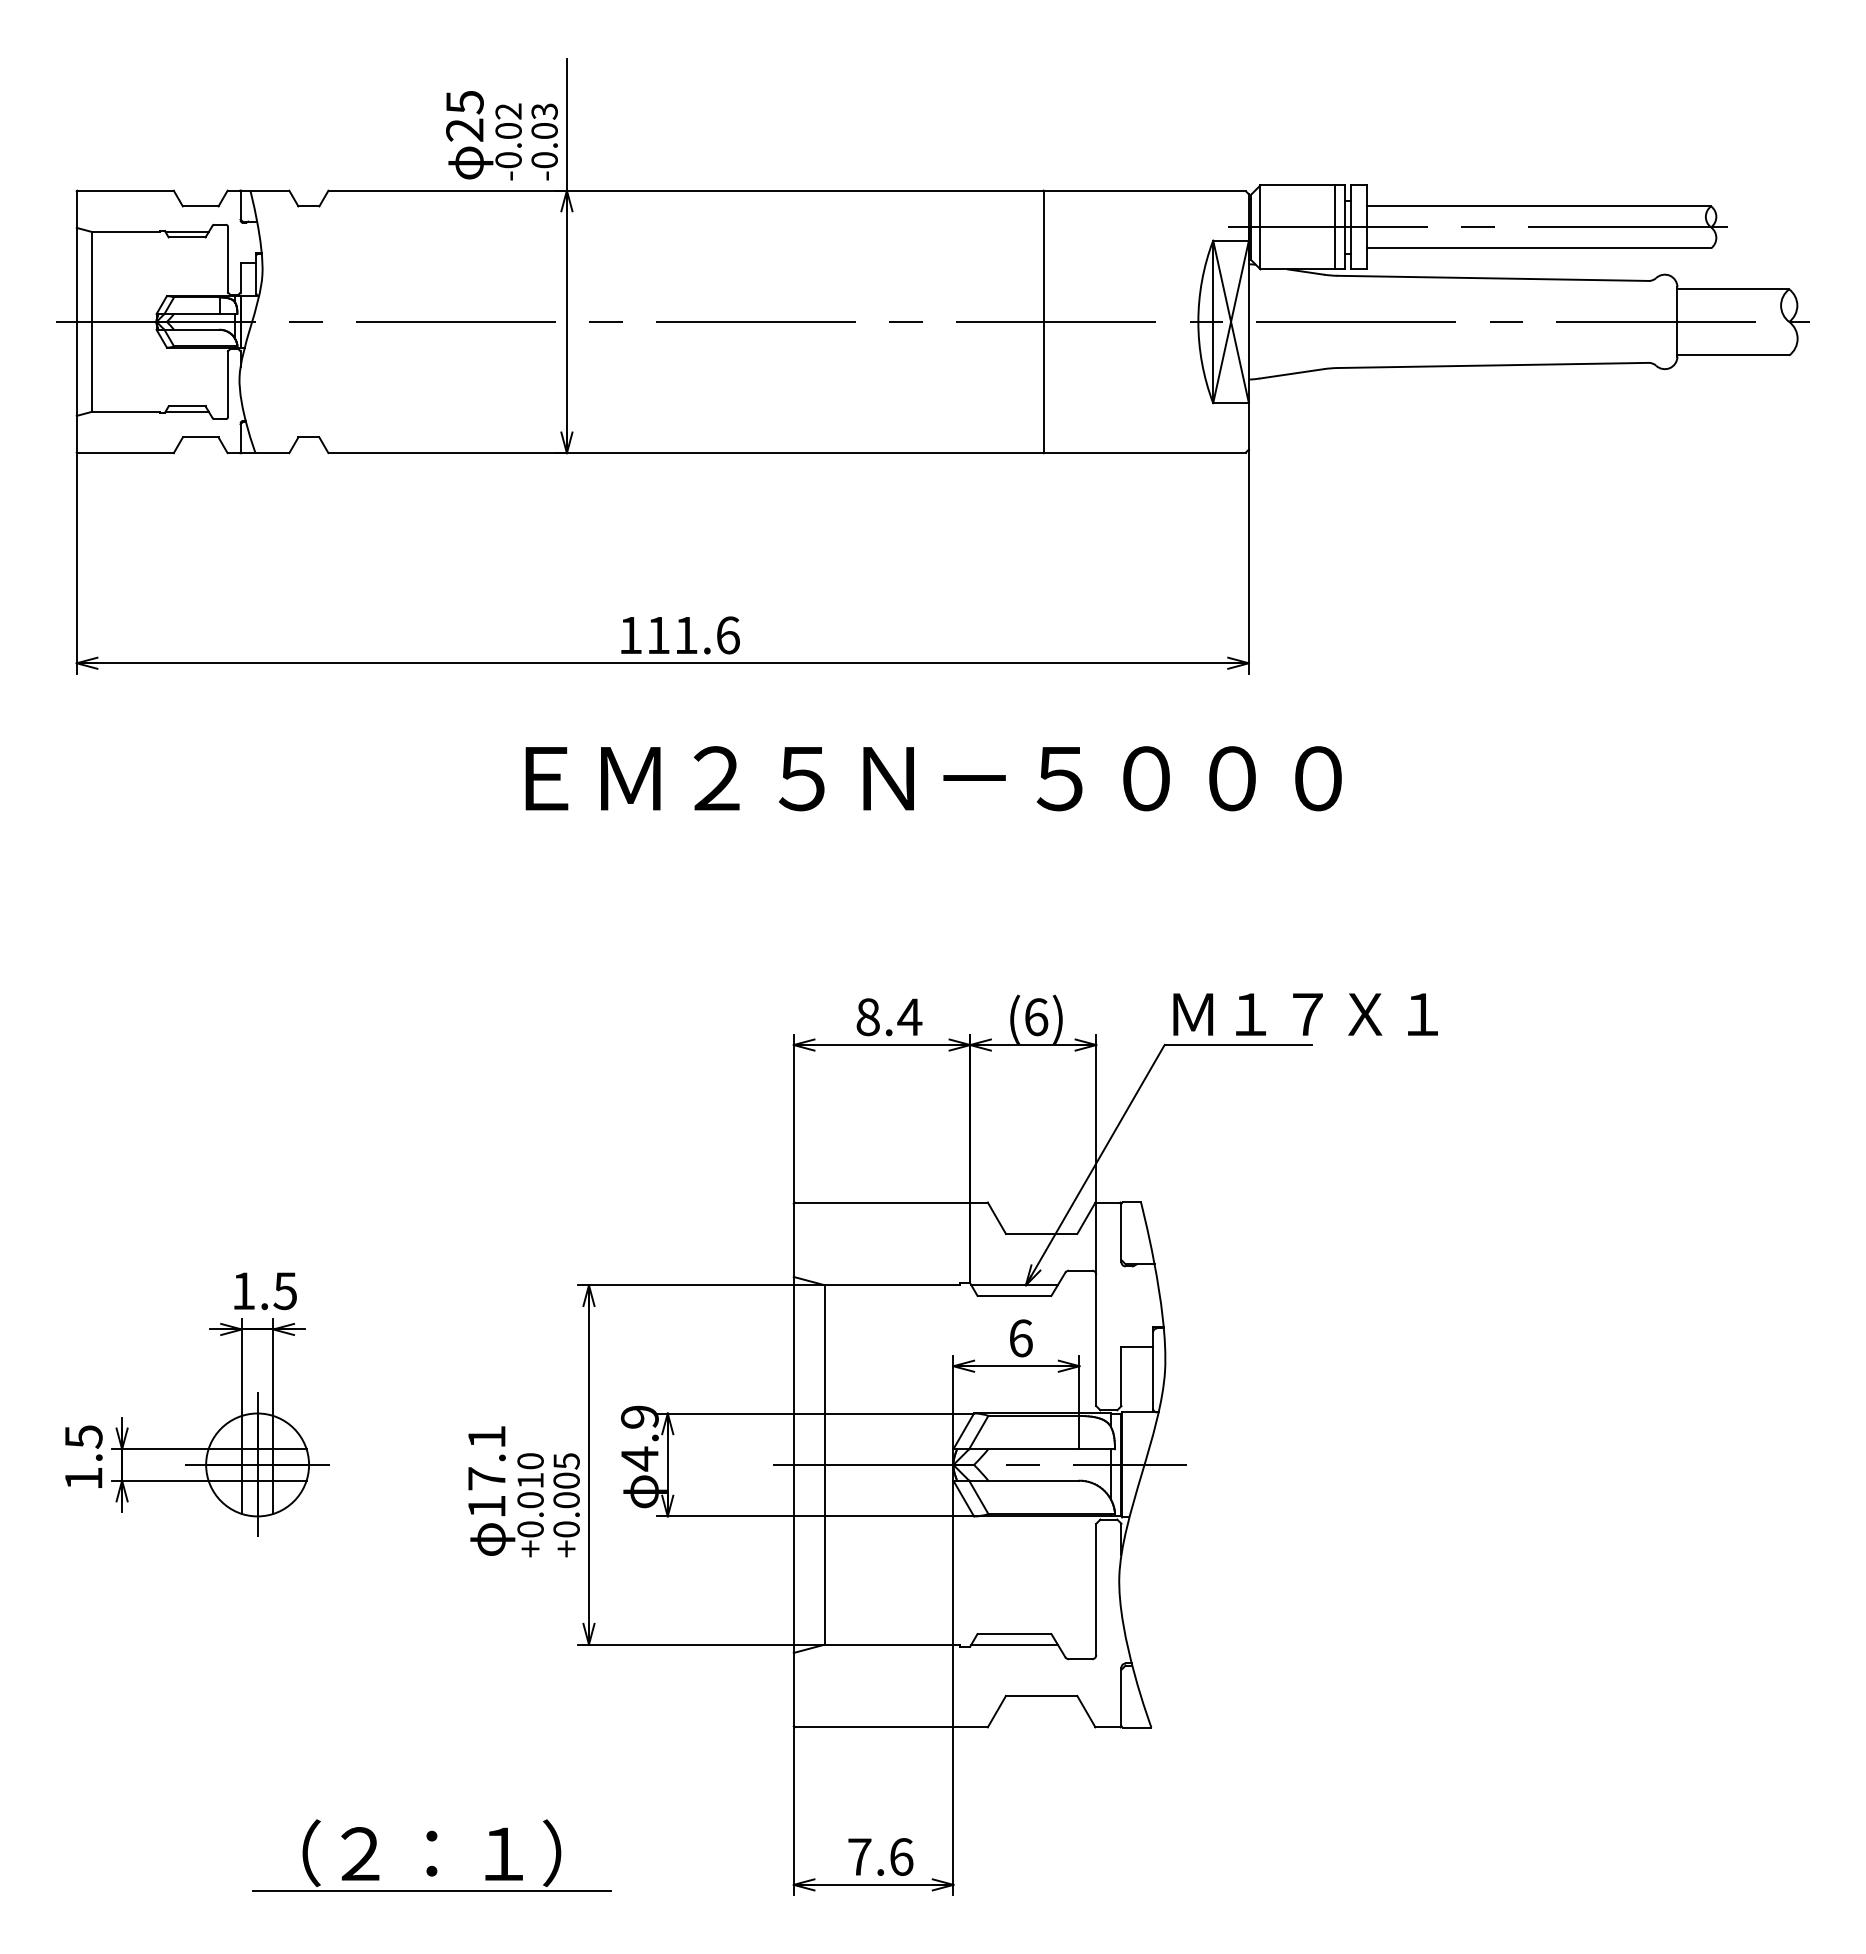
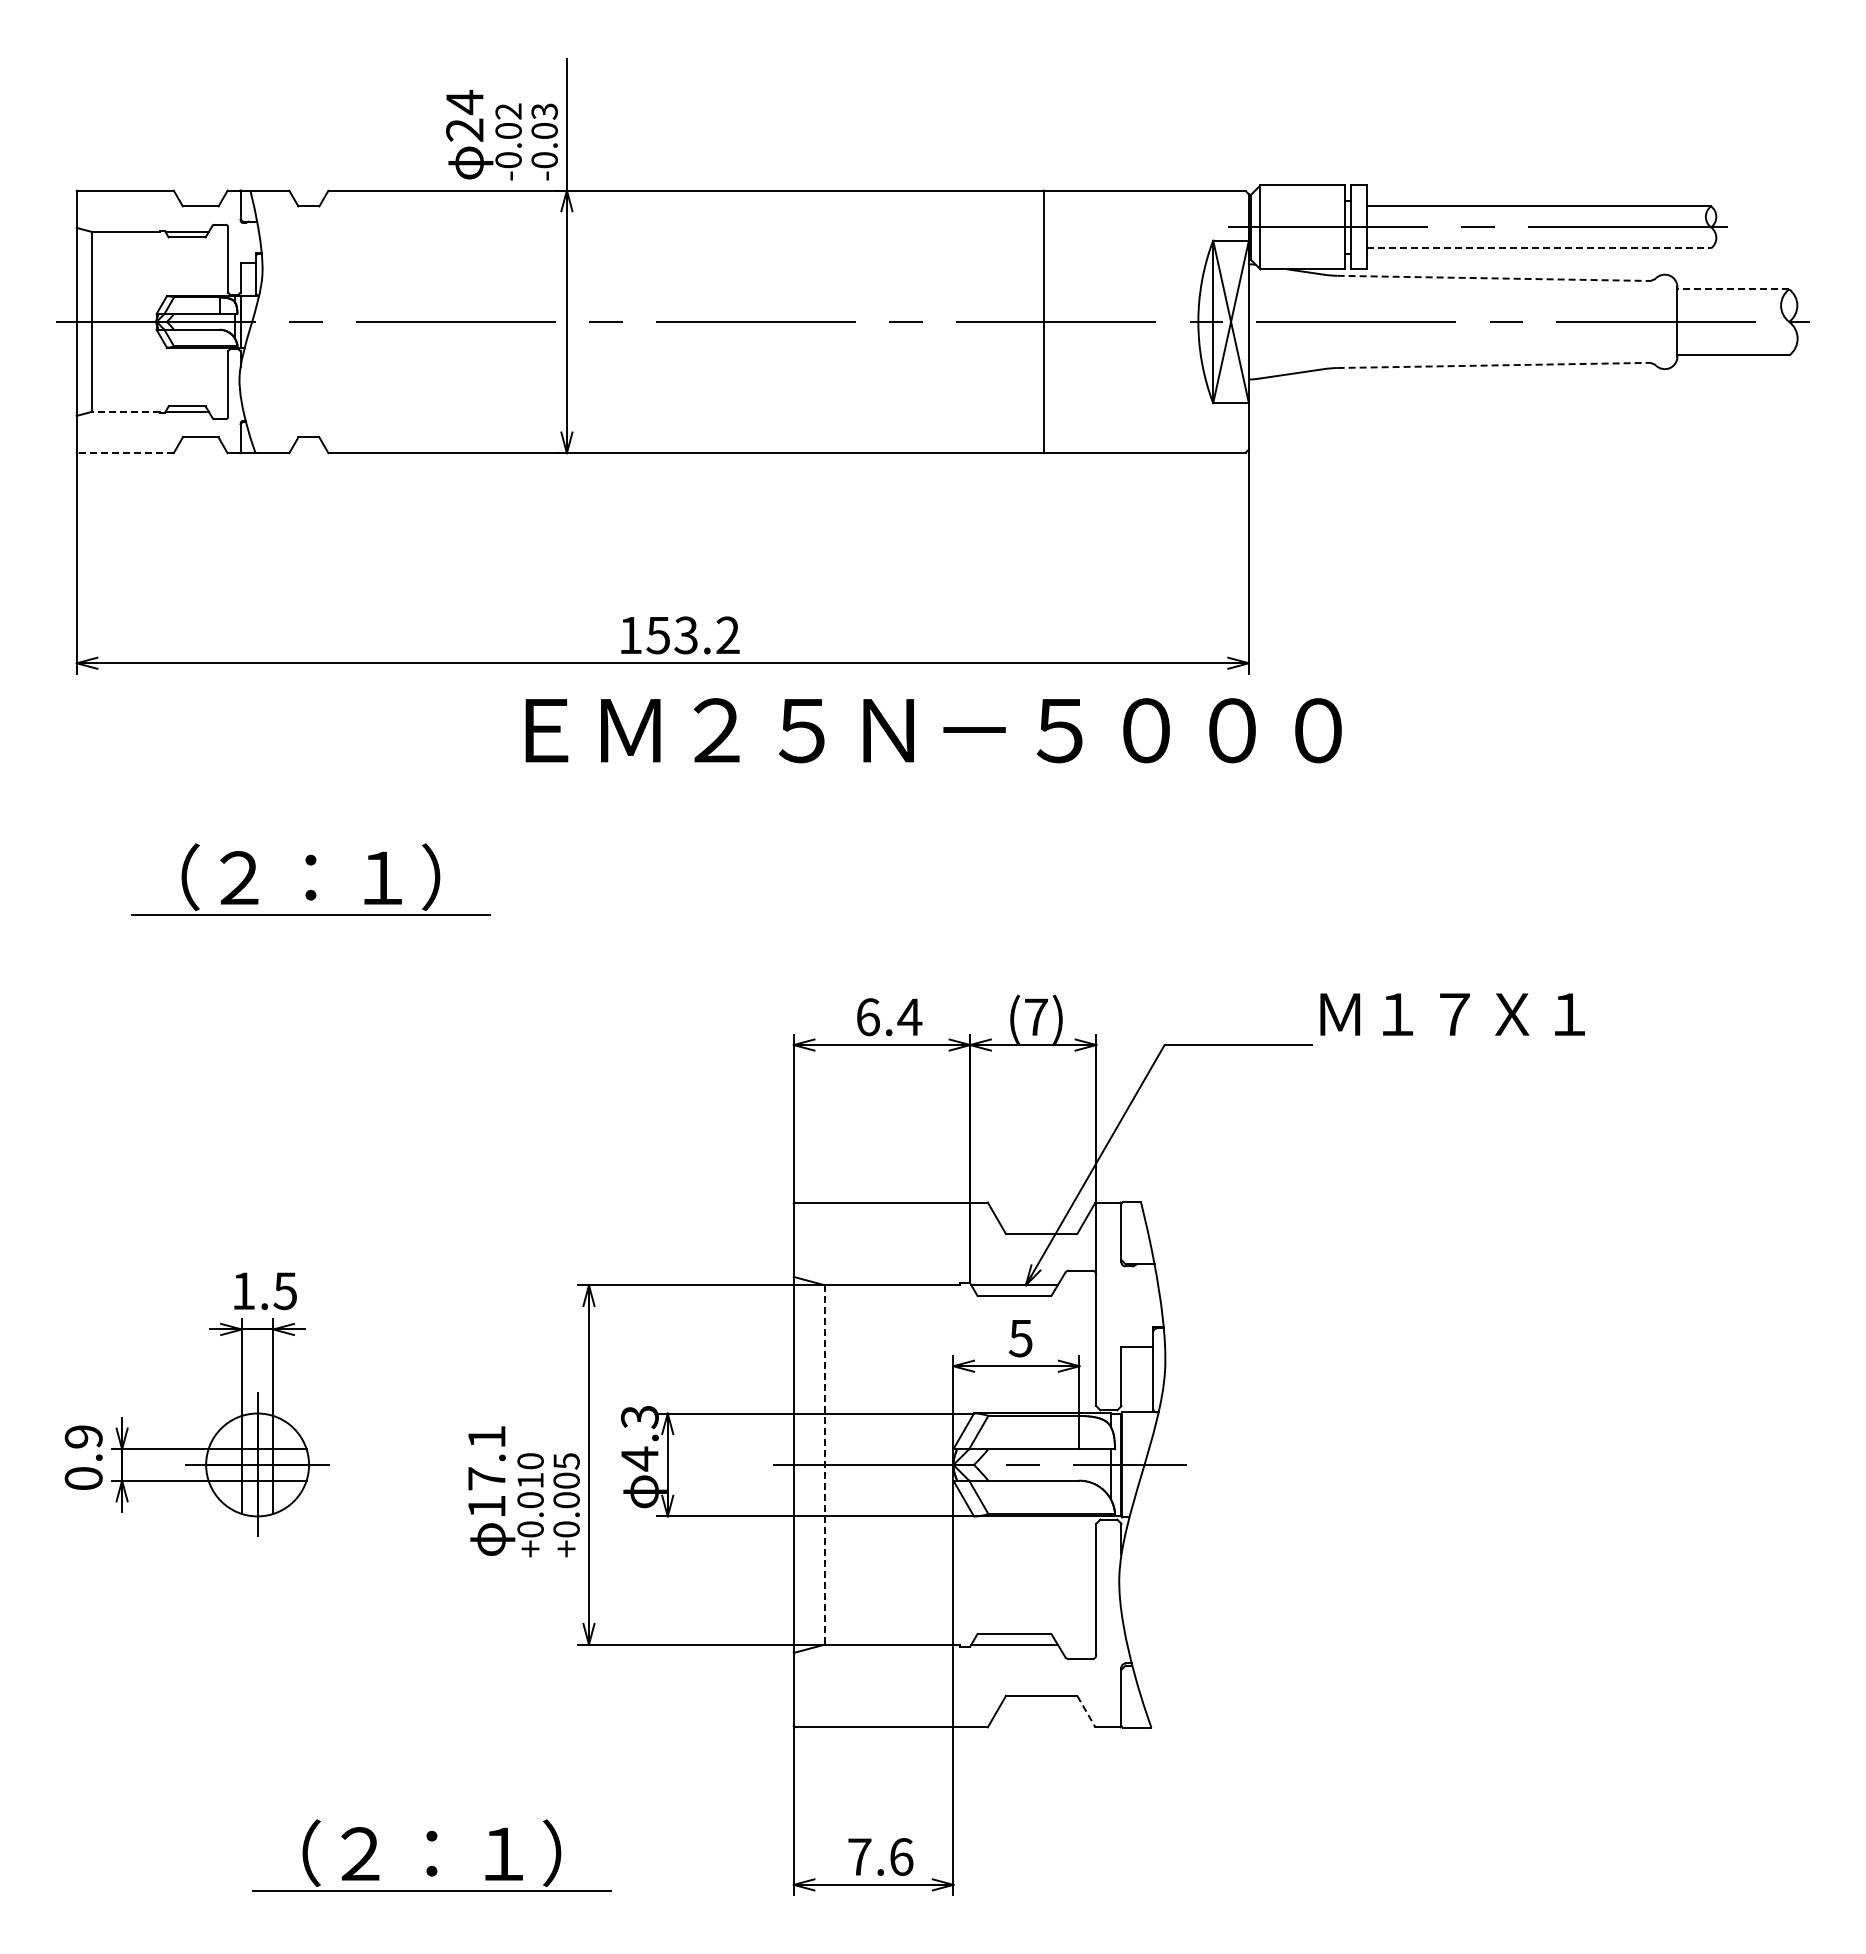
text: 25 -> 24 (464, 102)
line: present -> none (1335, 227)
line: solid -> dashed (1539, 248)
line: solid -> dashed (1493, 278)
line: solid -> dashed (1733, 288)
line: solid -> dashed (1493, 365)
line: solid -> dashed (126, 411)
line: solid -> dashed (125, 453)
text: 111.6 -> 153.2 (692, 635)
text position: (933, 778) -> (933, 730) (933, 730)
part: none -> present (310, 889)
text position: (1305, 1014) -> (1452, 1014) (1452, 1014)
text: 8.4 -> 6.4 (867, 1017)
text: (6) -> (7) (1036, 1017)
text: 6 -> 5 (1020, 1338)
text: 4.9 -> 4.3 (639, 1417)
text: 1.5 -> 0.9 (83, 1457)
line: solid -> dashed (825, 1464)
line: solid -> dashed (1086, 1712)
